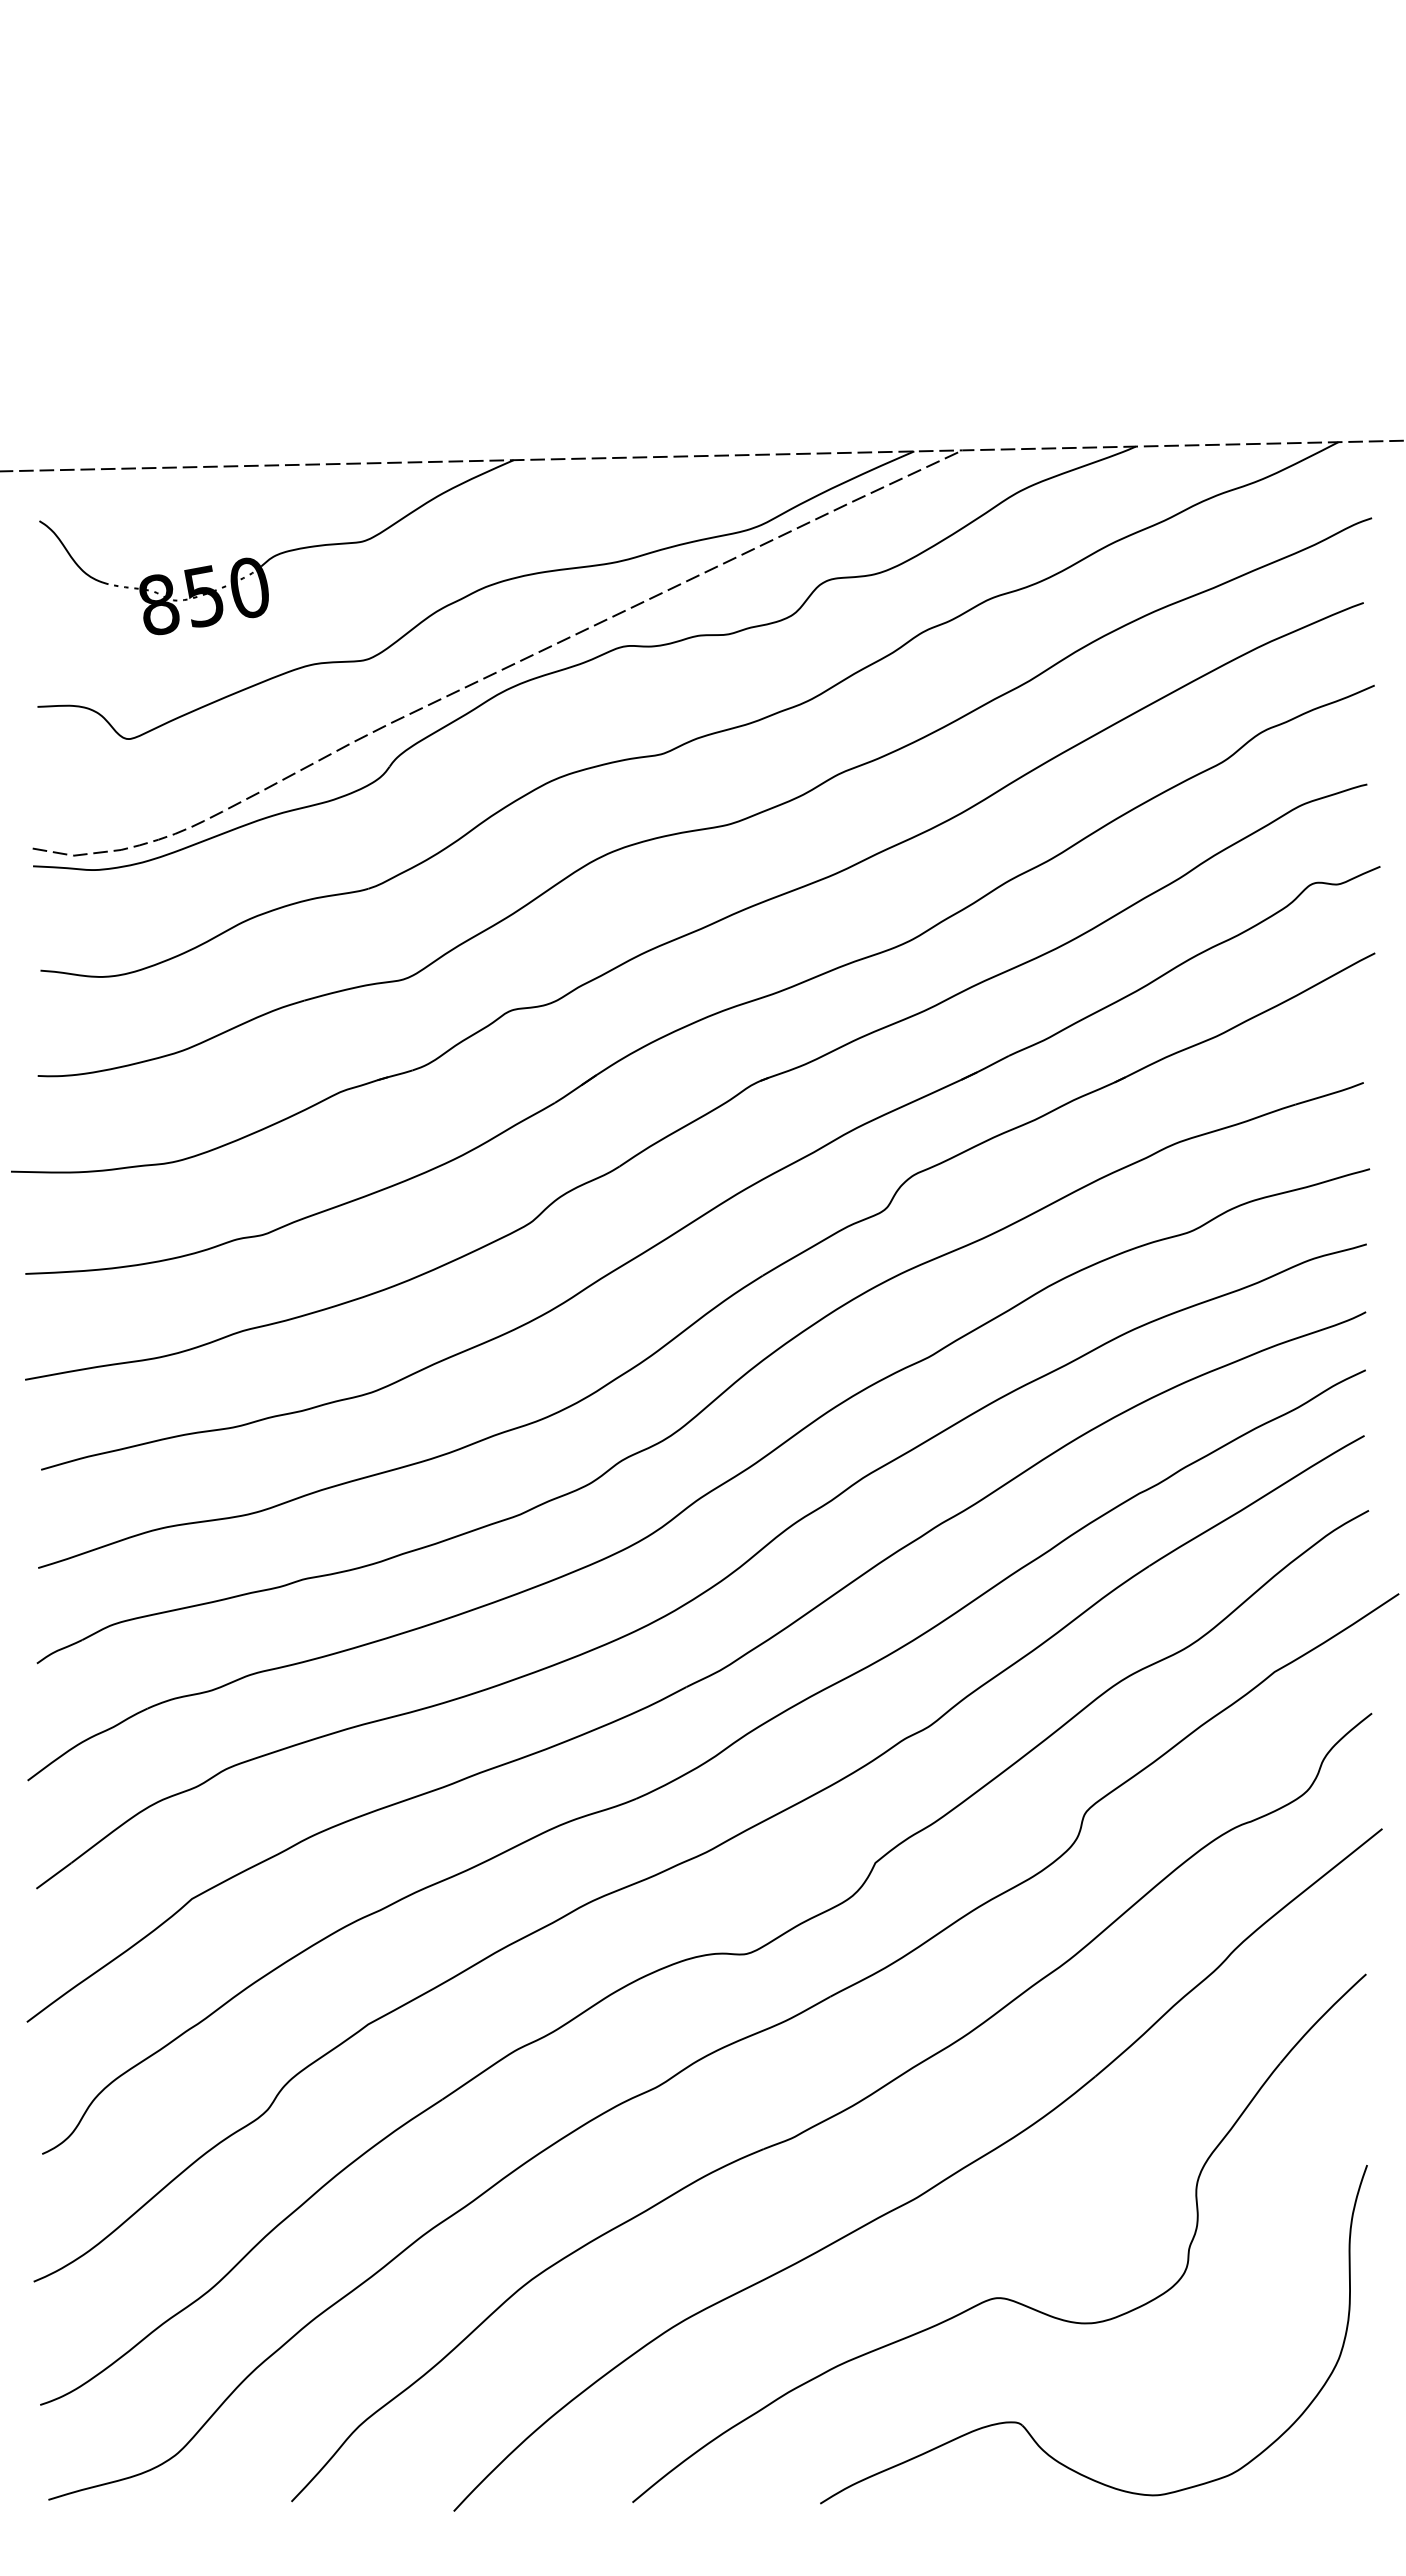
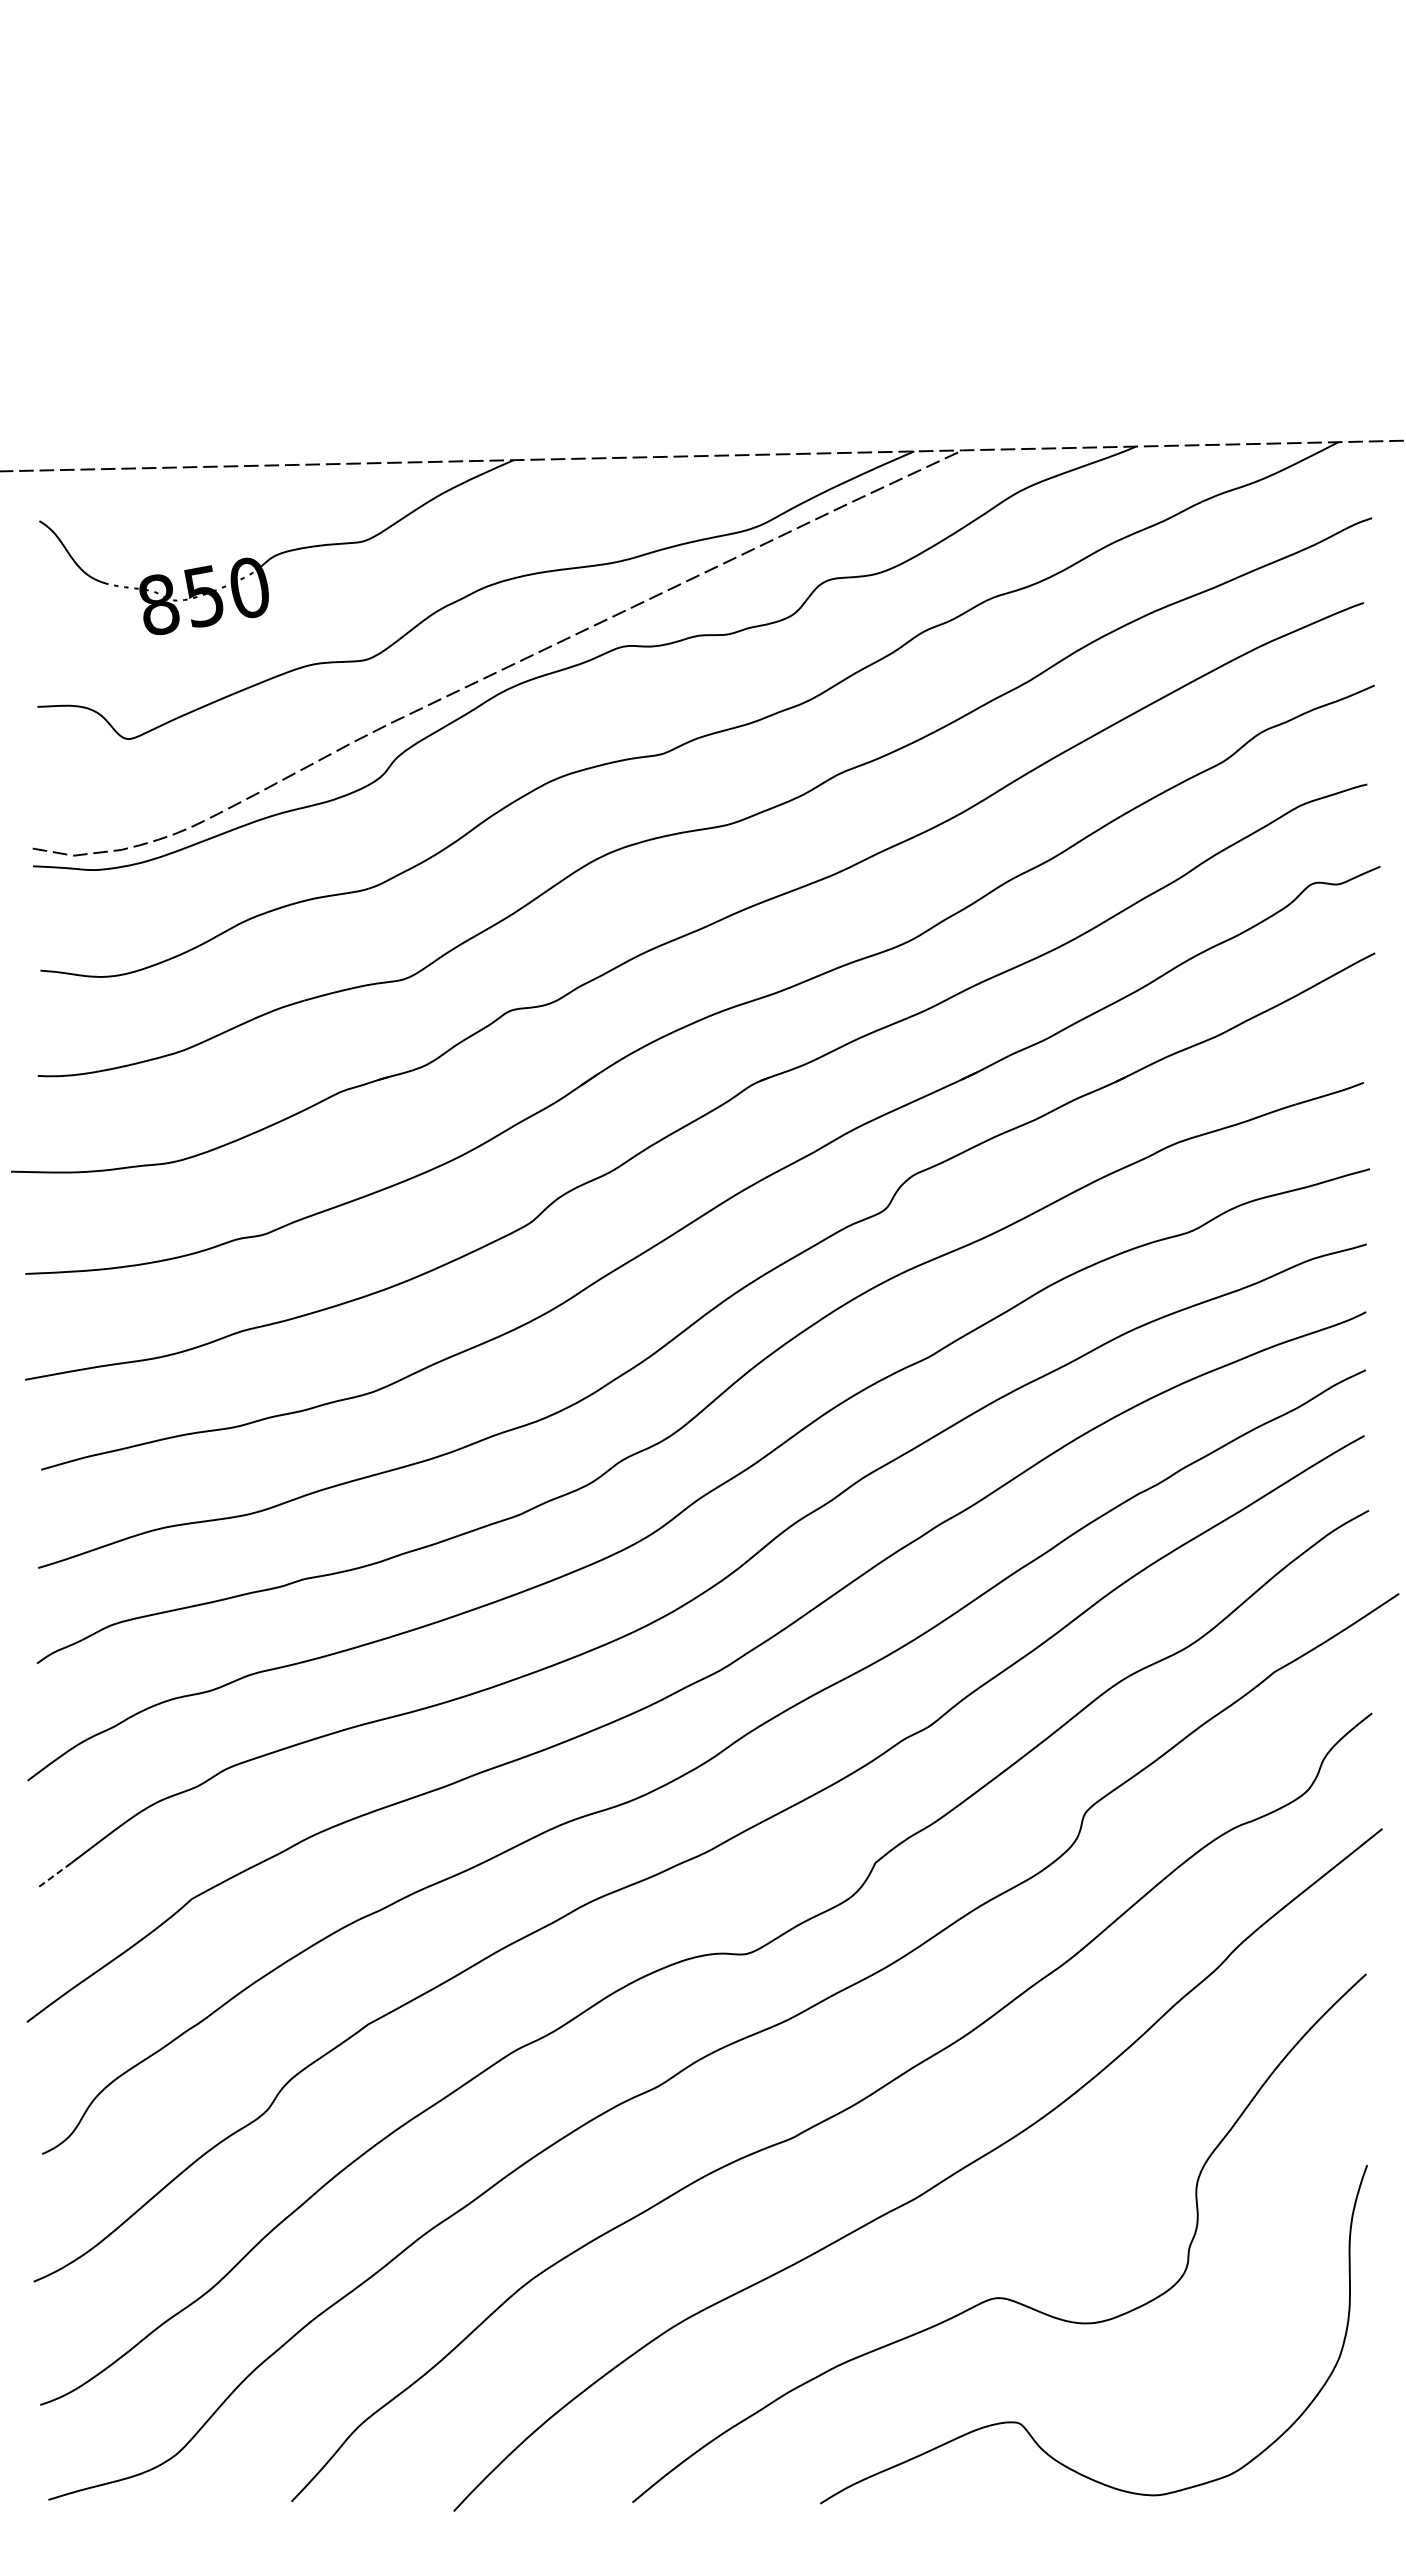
line: solid -> dashed (53, 1875)
